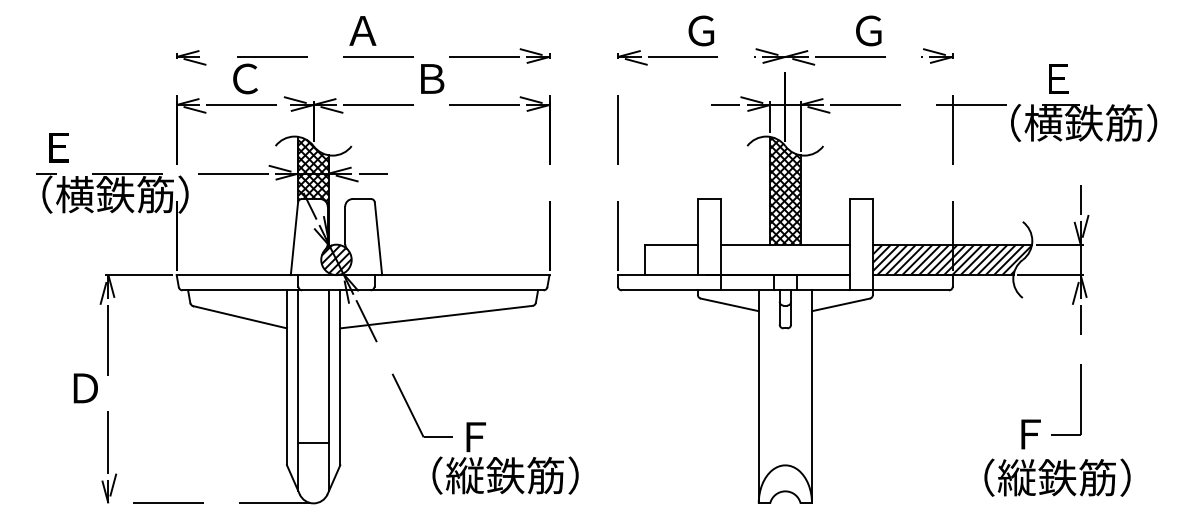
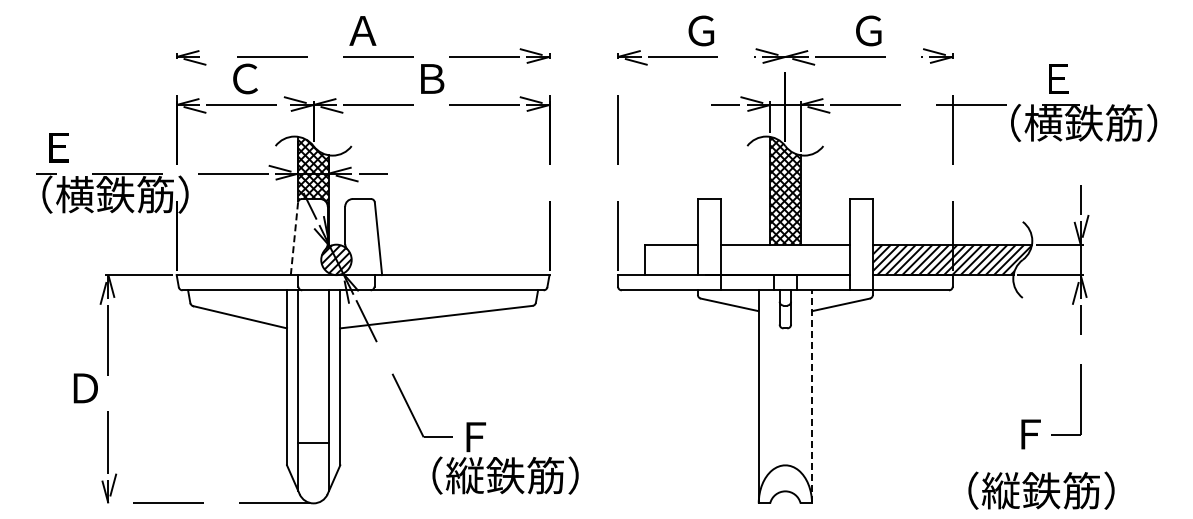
line: solid -> dashed (294, 238)
line: solid -> dashed (812, 396)
text position: (1057, 477) -> (1041, 490) (1041, 490)
